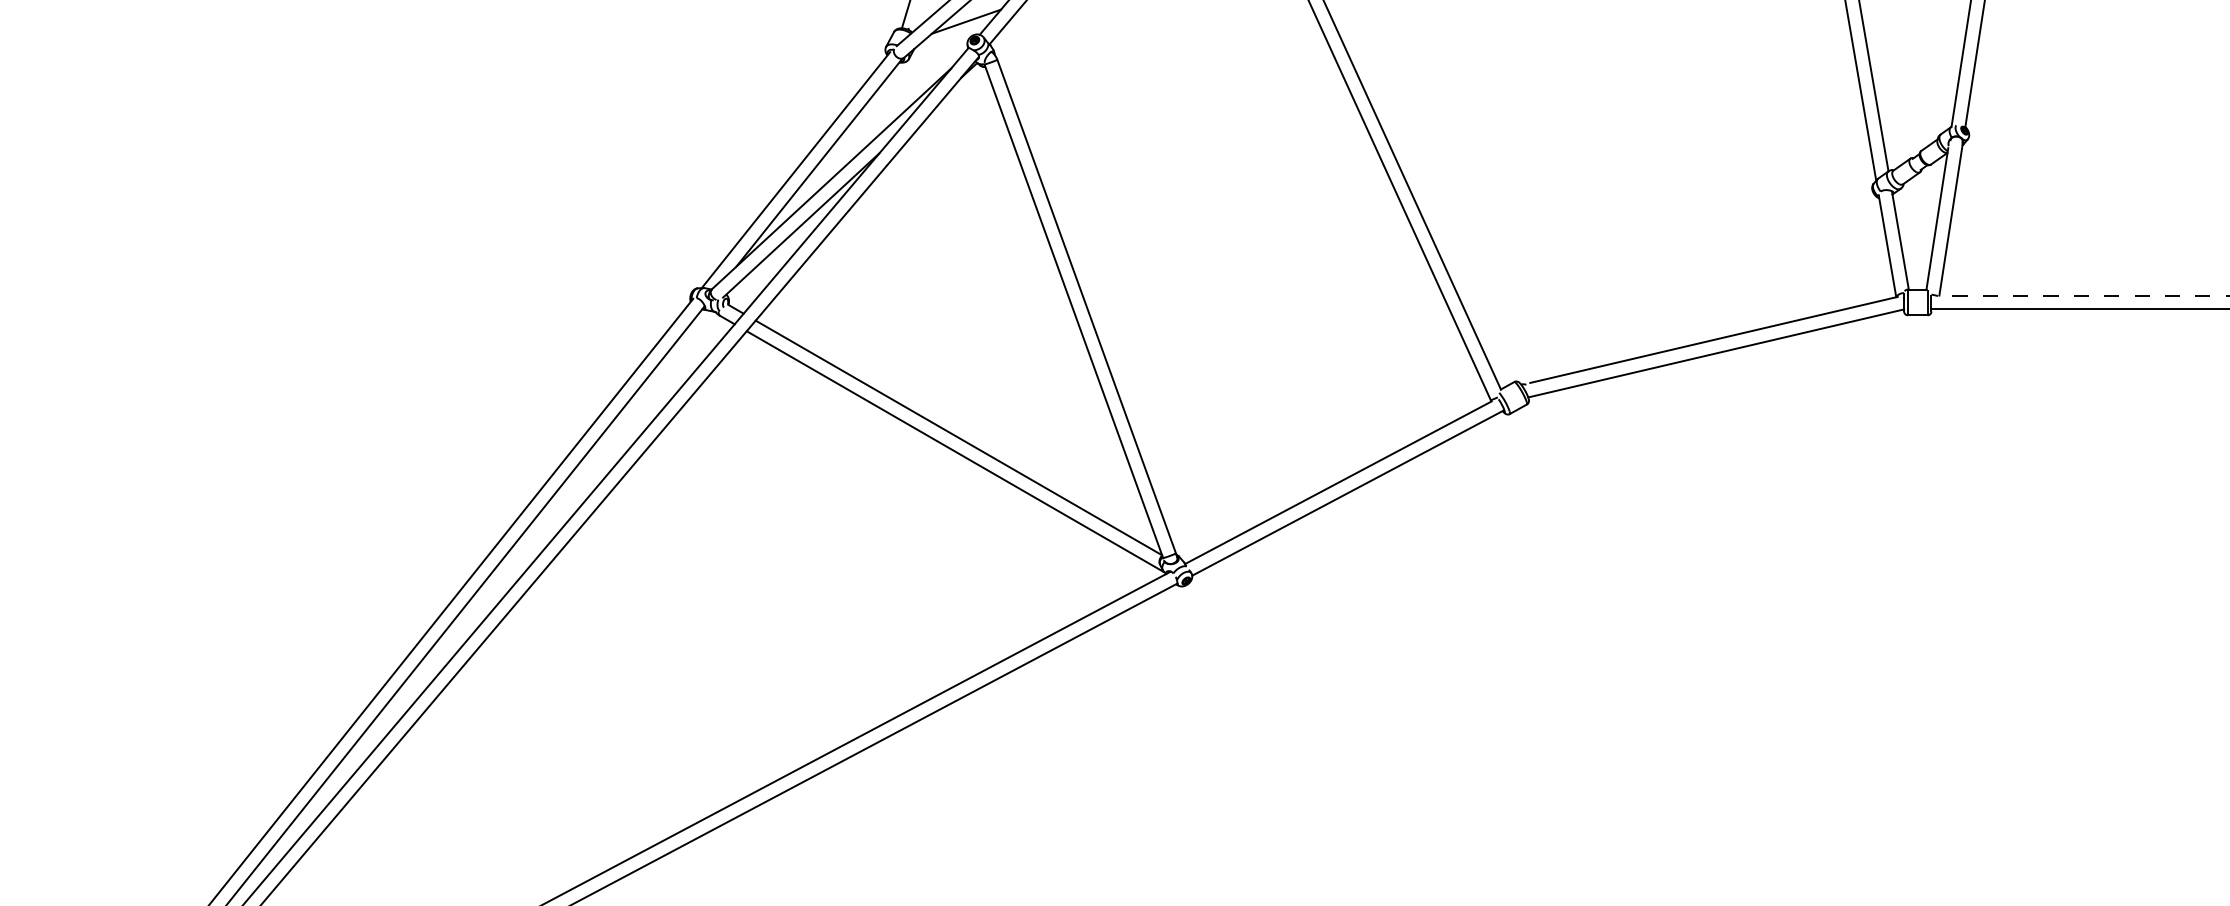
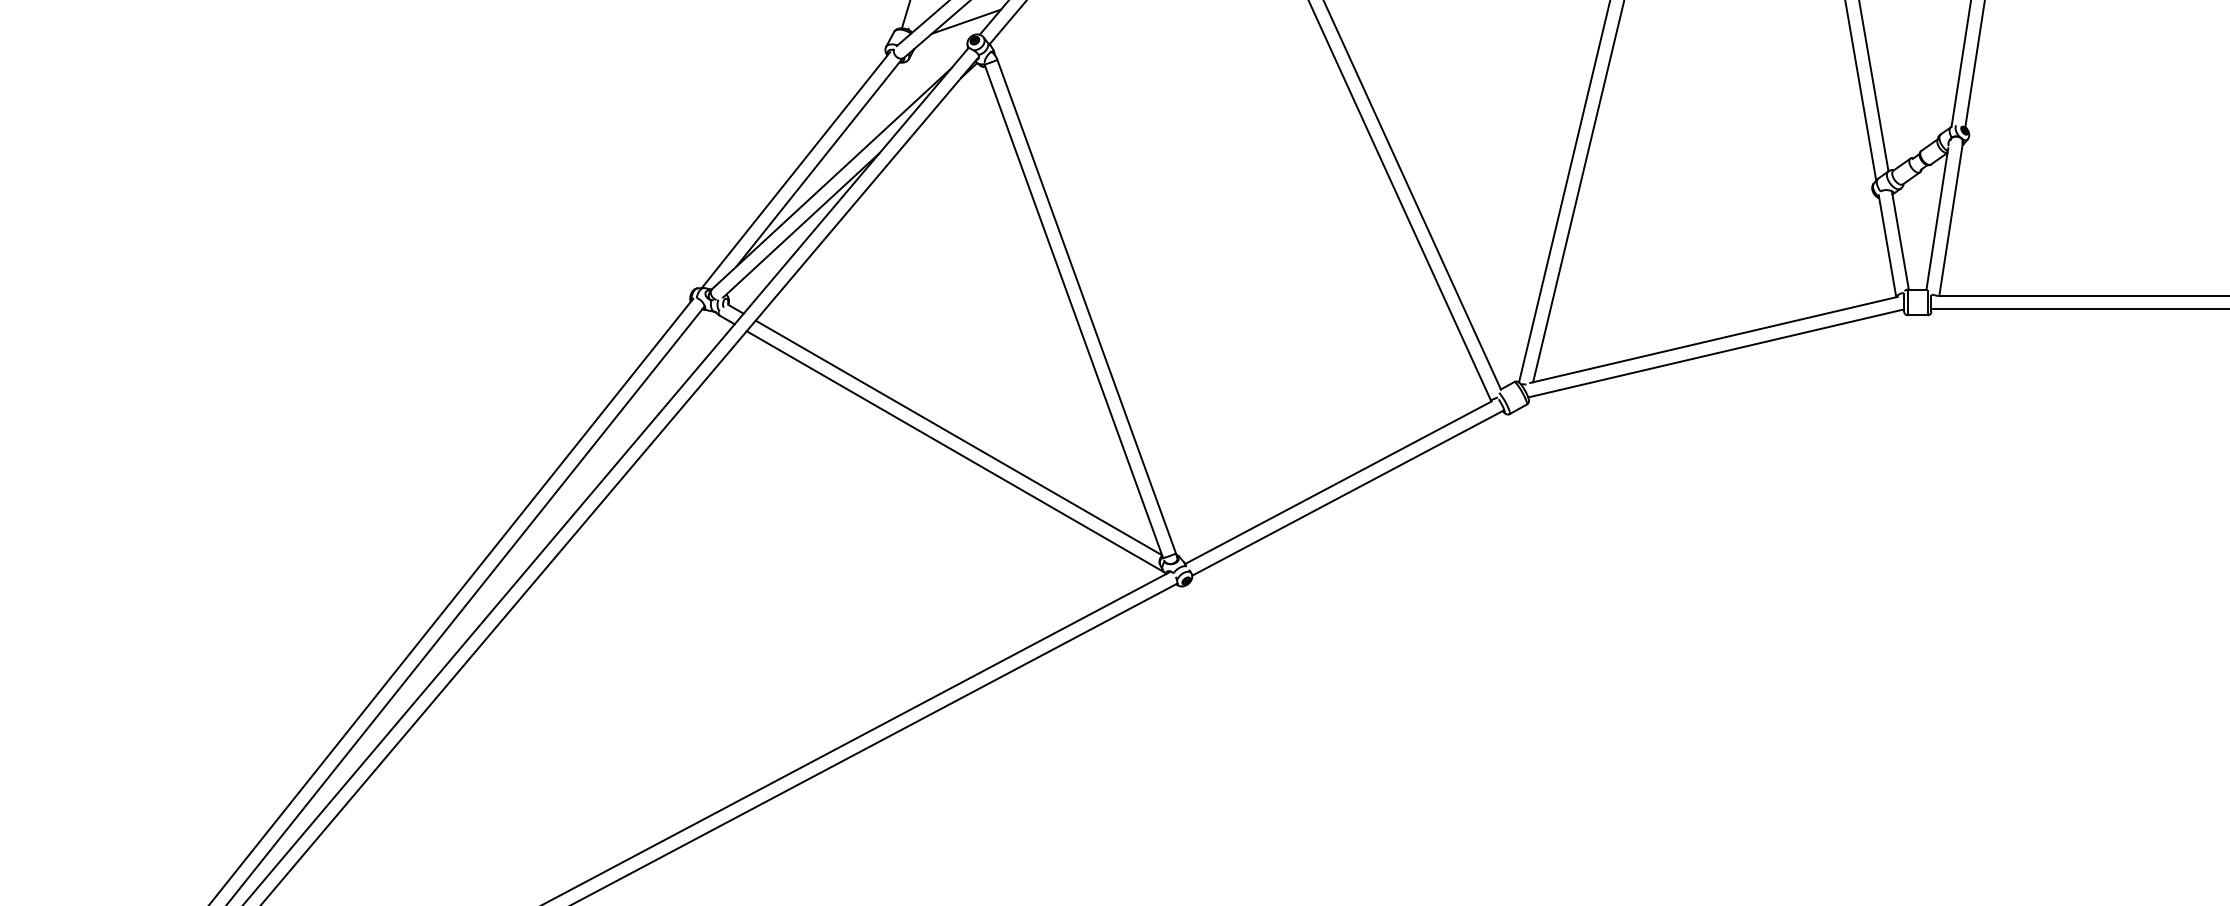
line: none -> present (1564, 192)
line: none -> present (1578, 192)
line: dashed -> solid (2084, 295)
